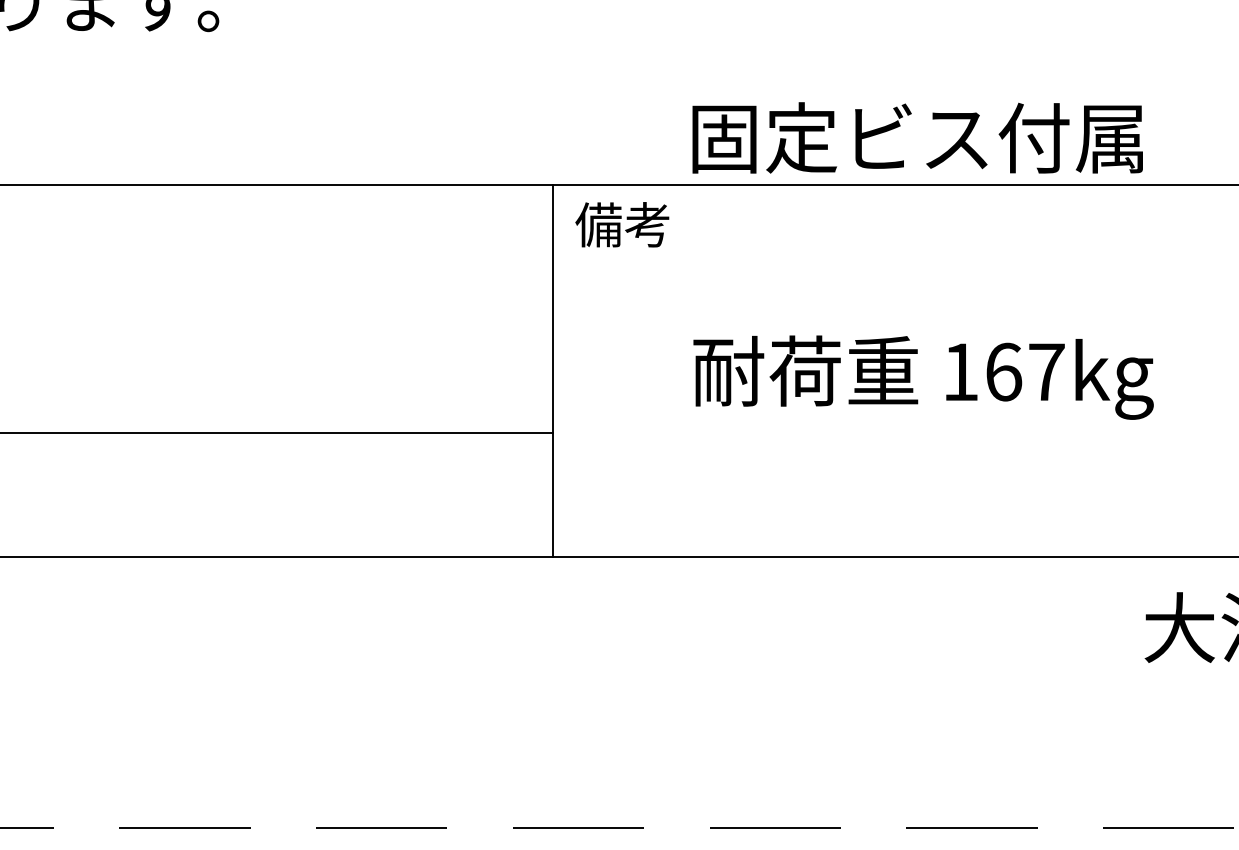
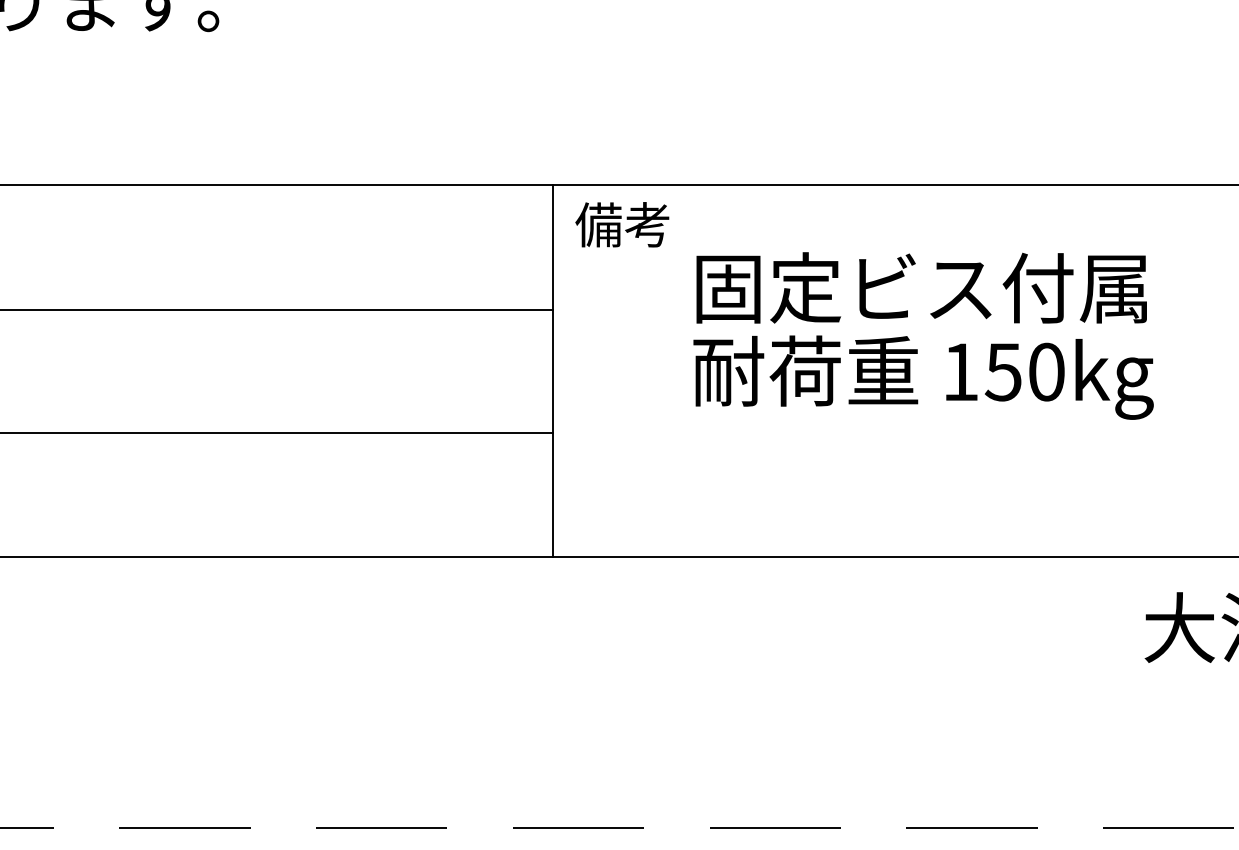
text position: (917, 137) -> (921, 287) (921, 287)
line: none -> present (277, 309)
text: 167kg -> 150kg (1024, 371)
